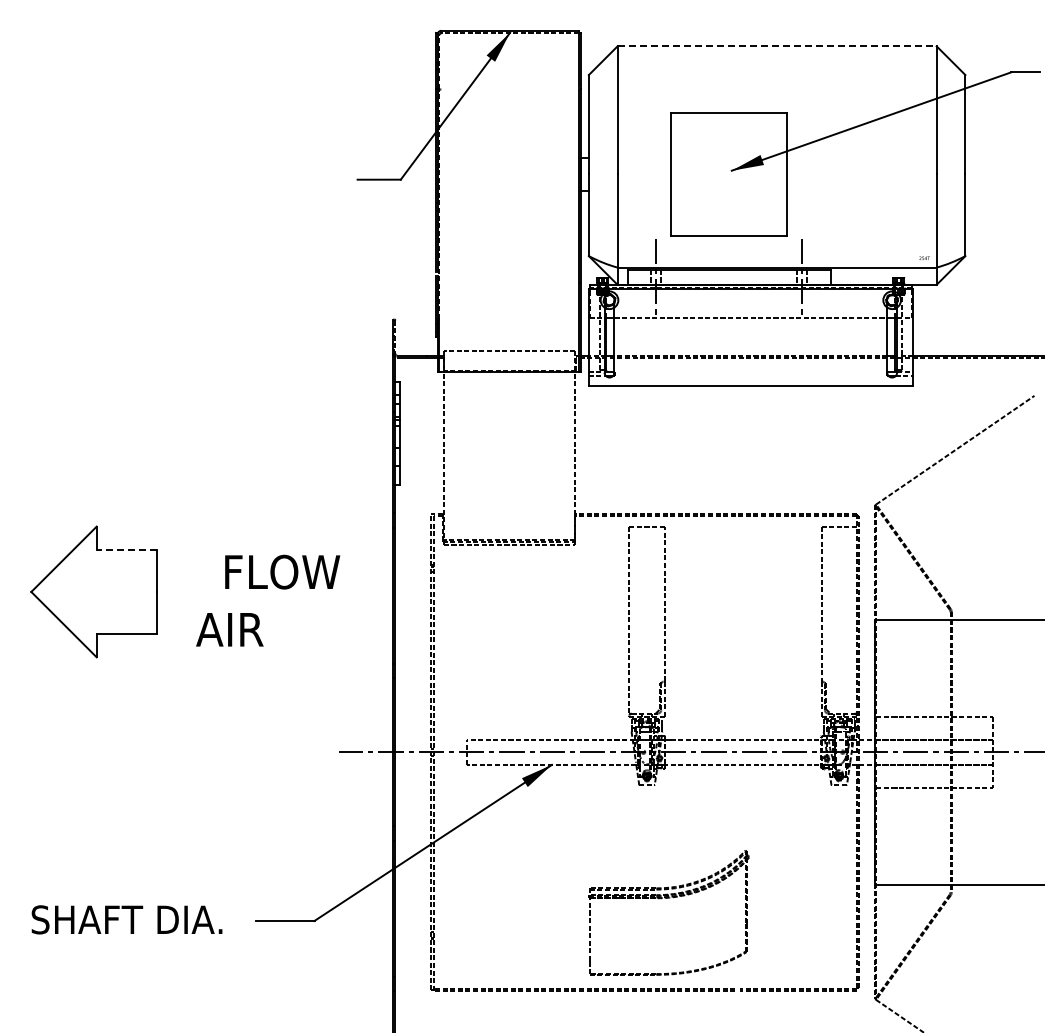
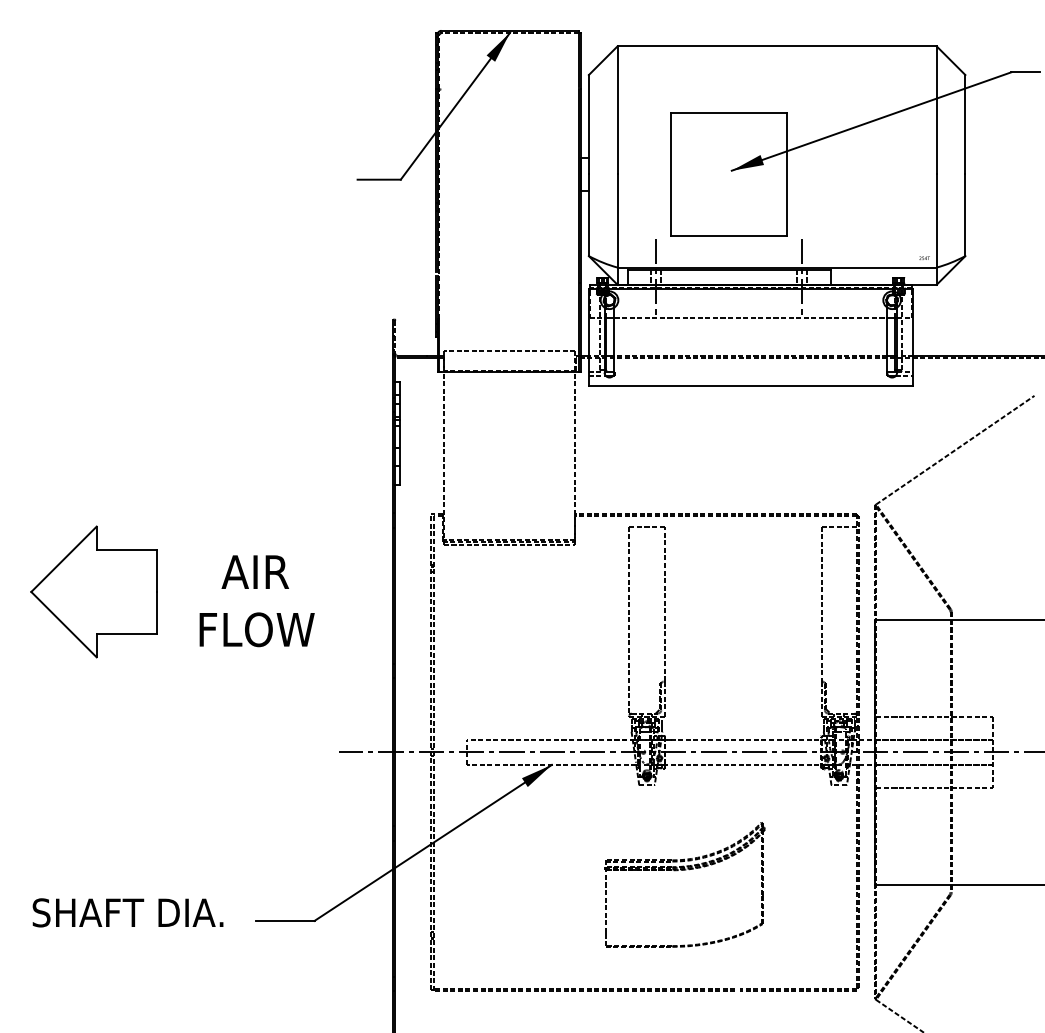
line: dashed -> solid (777, 46)
line: dashed -> solid (126, 550)
text: FLOW -> AIR (280, 571)
text: AIR -> FLOW (255, 629)
part position: (668, 898) -> (684, 870) (684, 870)
text position: (126, 919) -> (127, 912) (127, 912)
